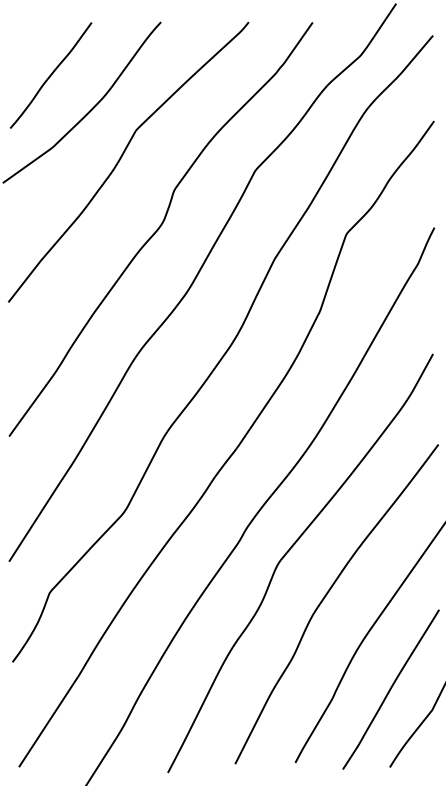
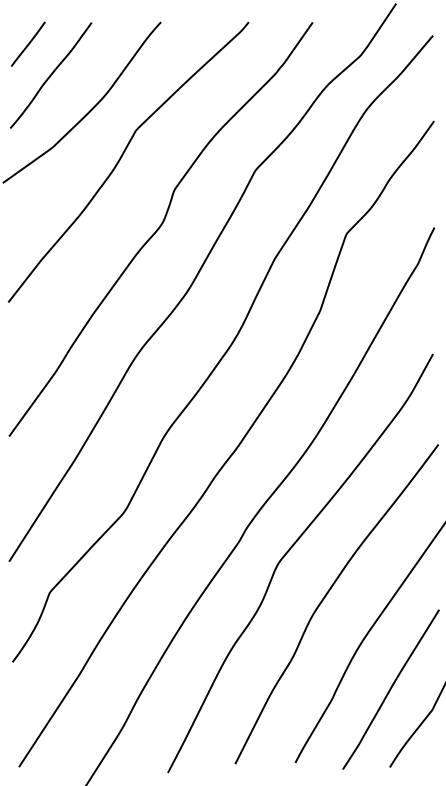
line: none -> present (28, 43)
